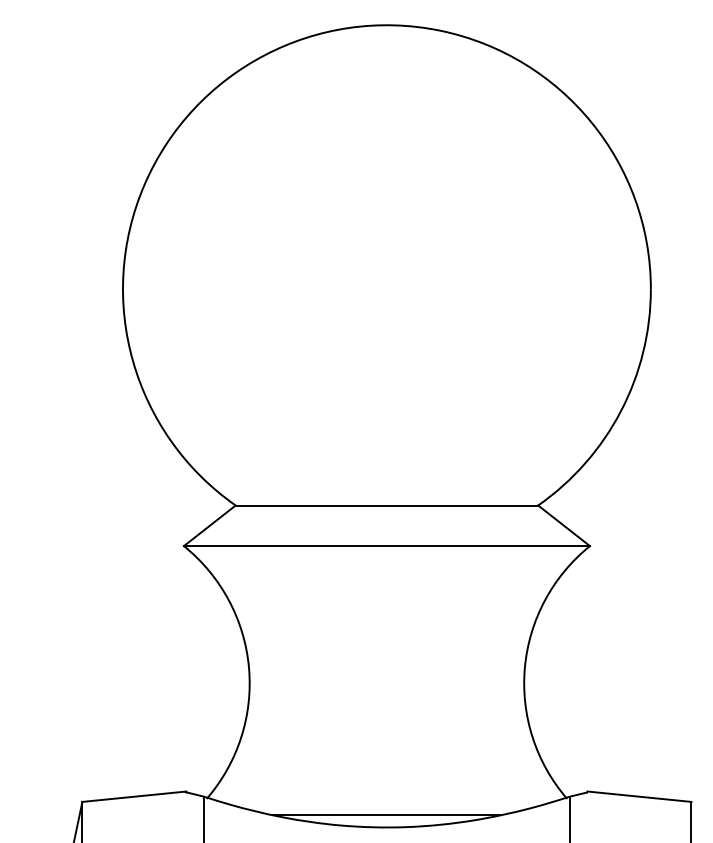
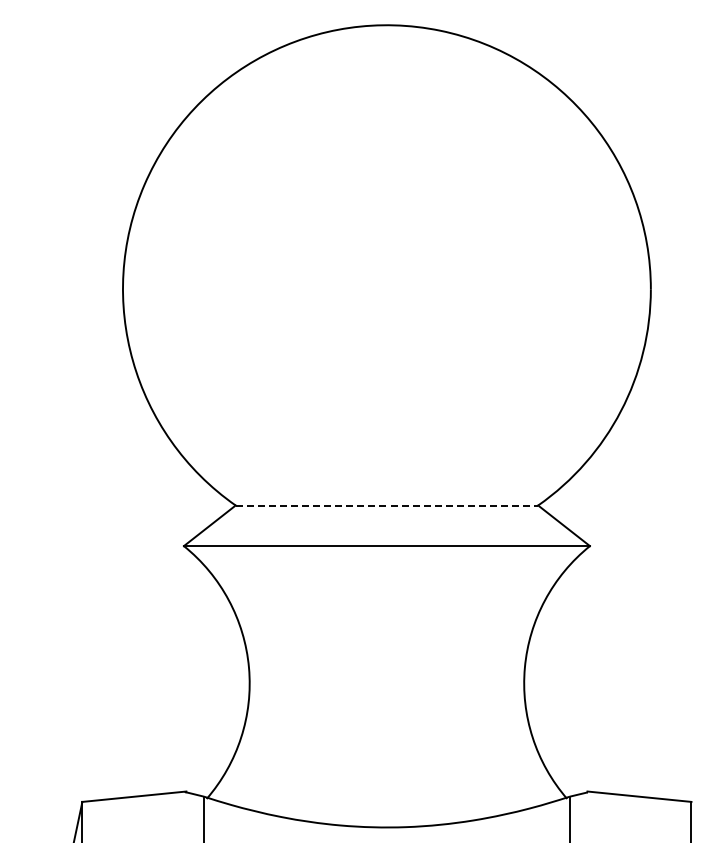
line: solid -> dashed (387, 505)
line: present -> none (385, 815)
